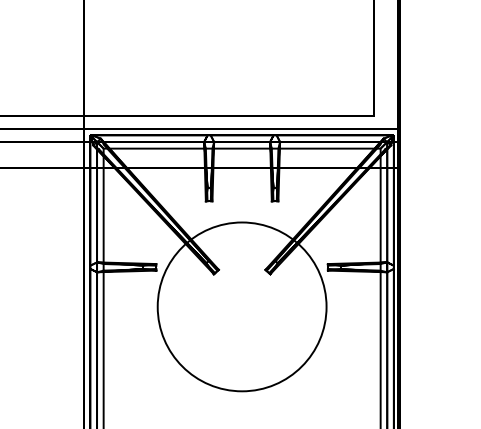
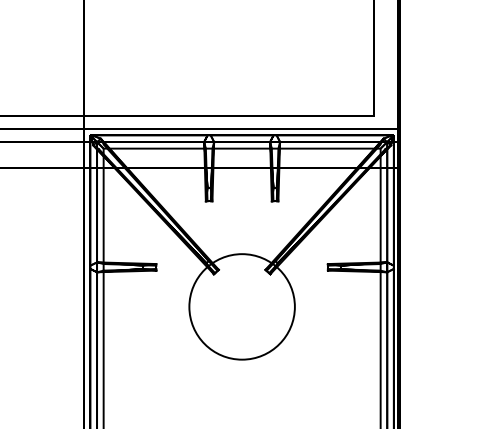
circle diameter: 169 px -> 106 px (241, 306)
